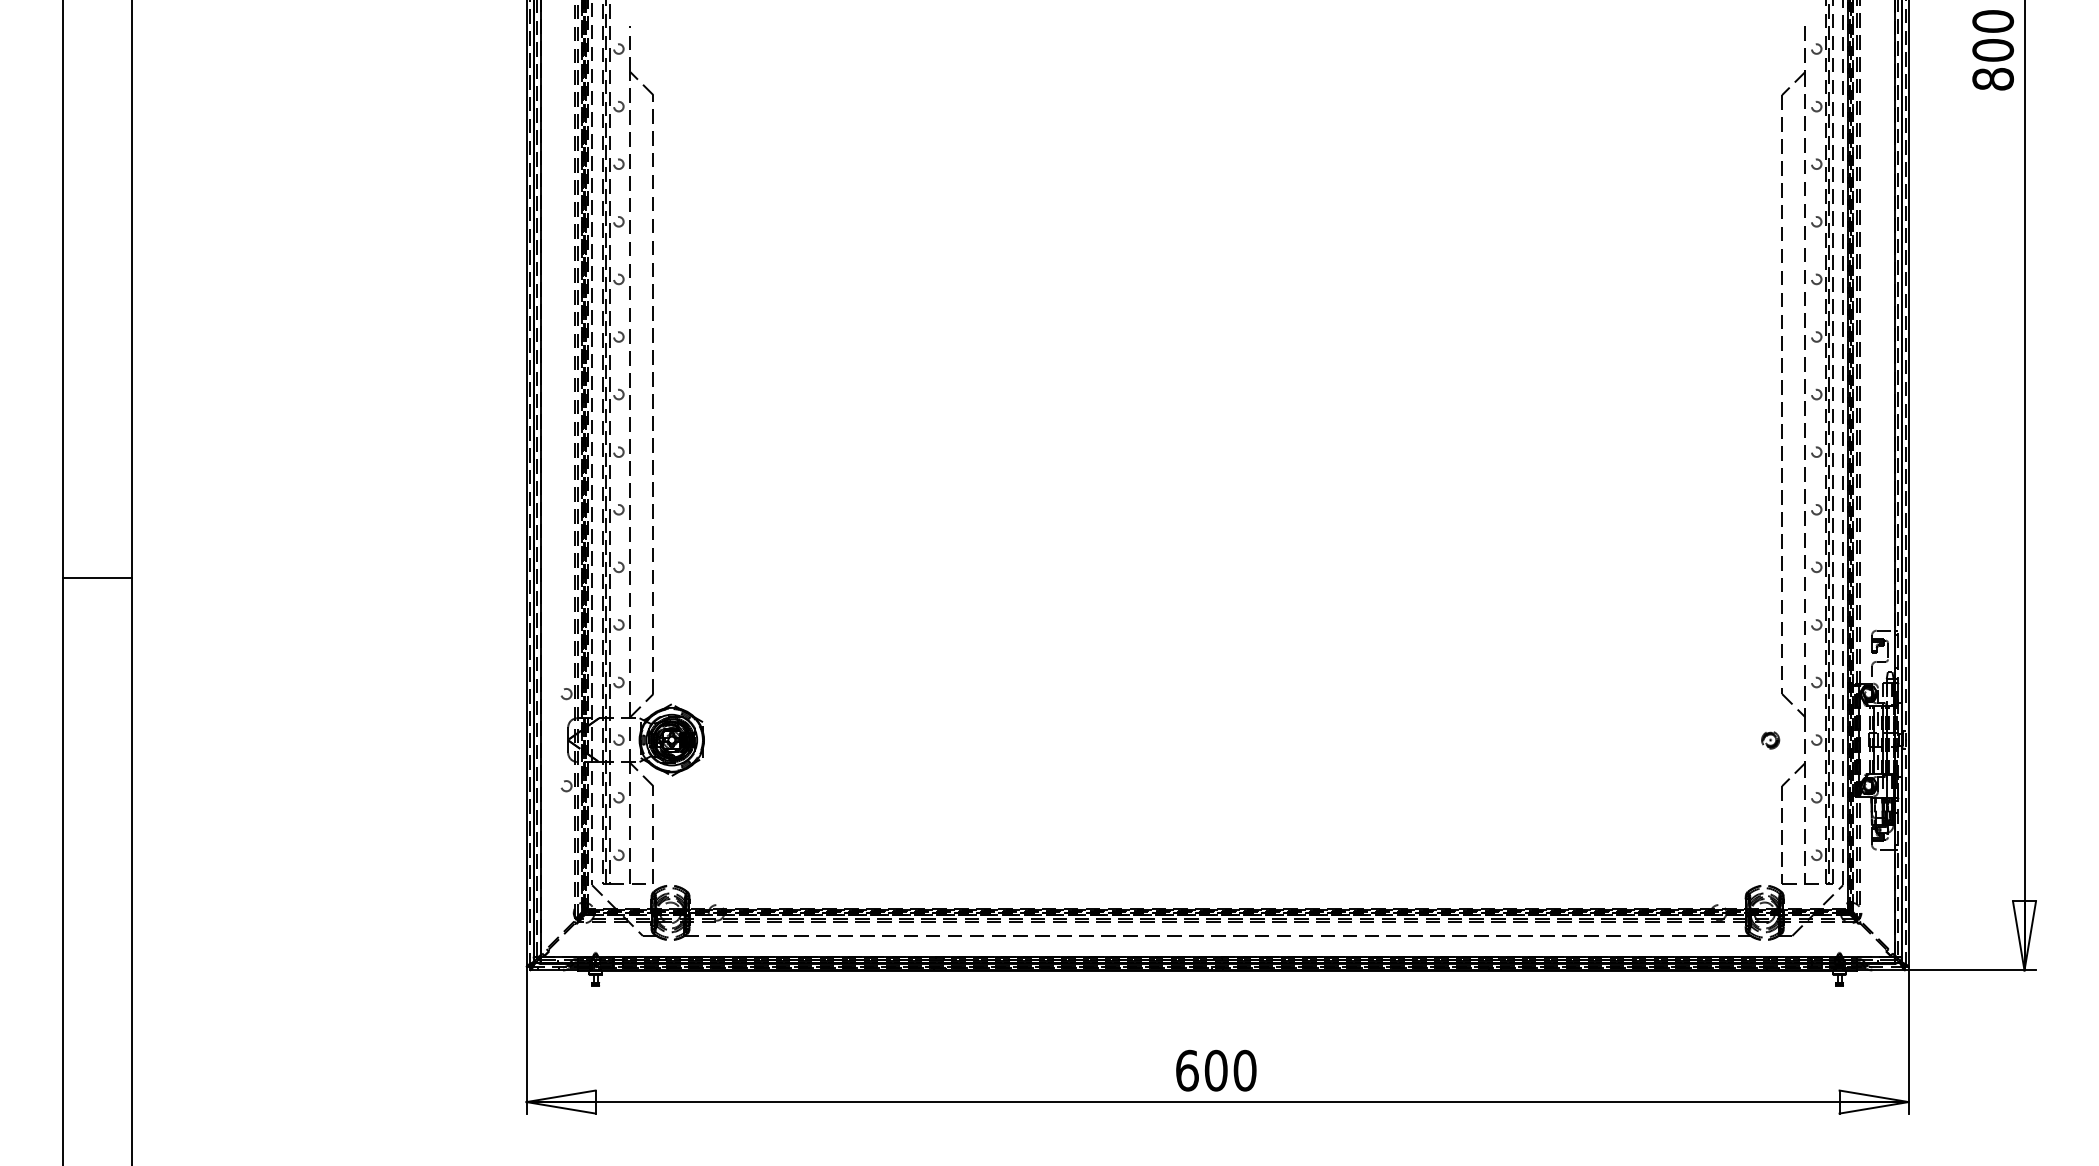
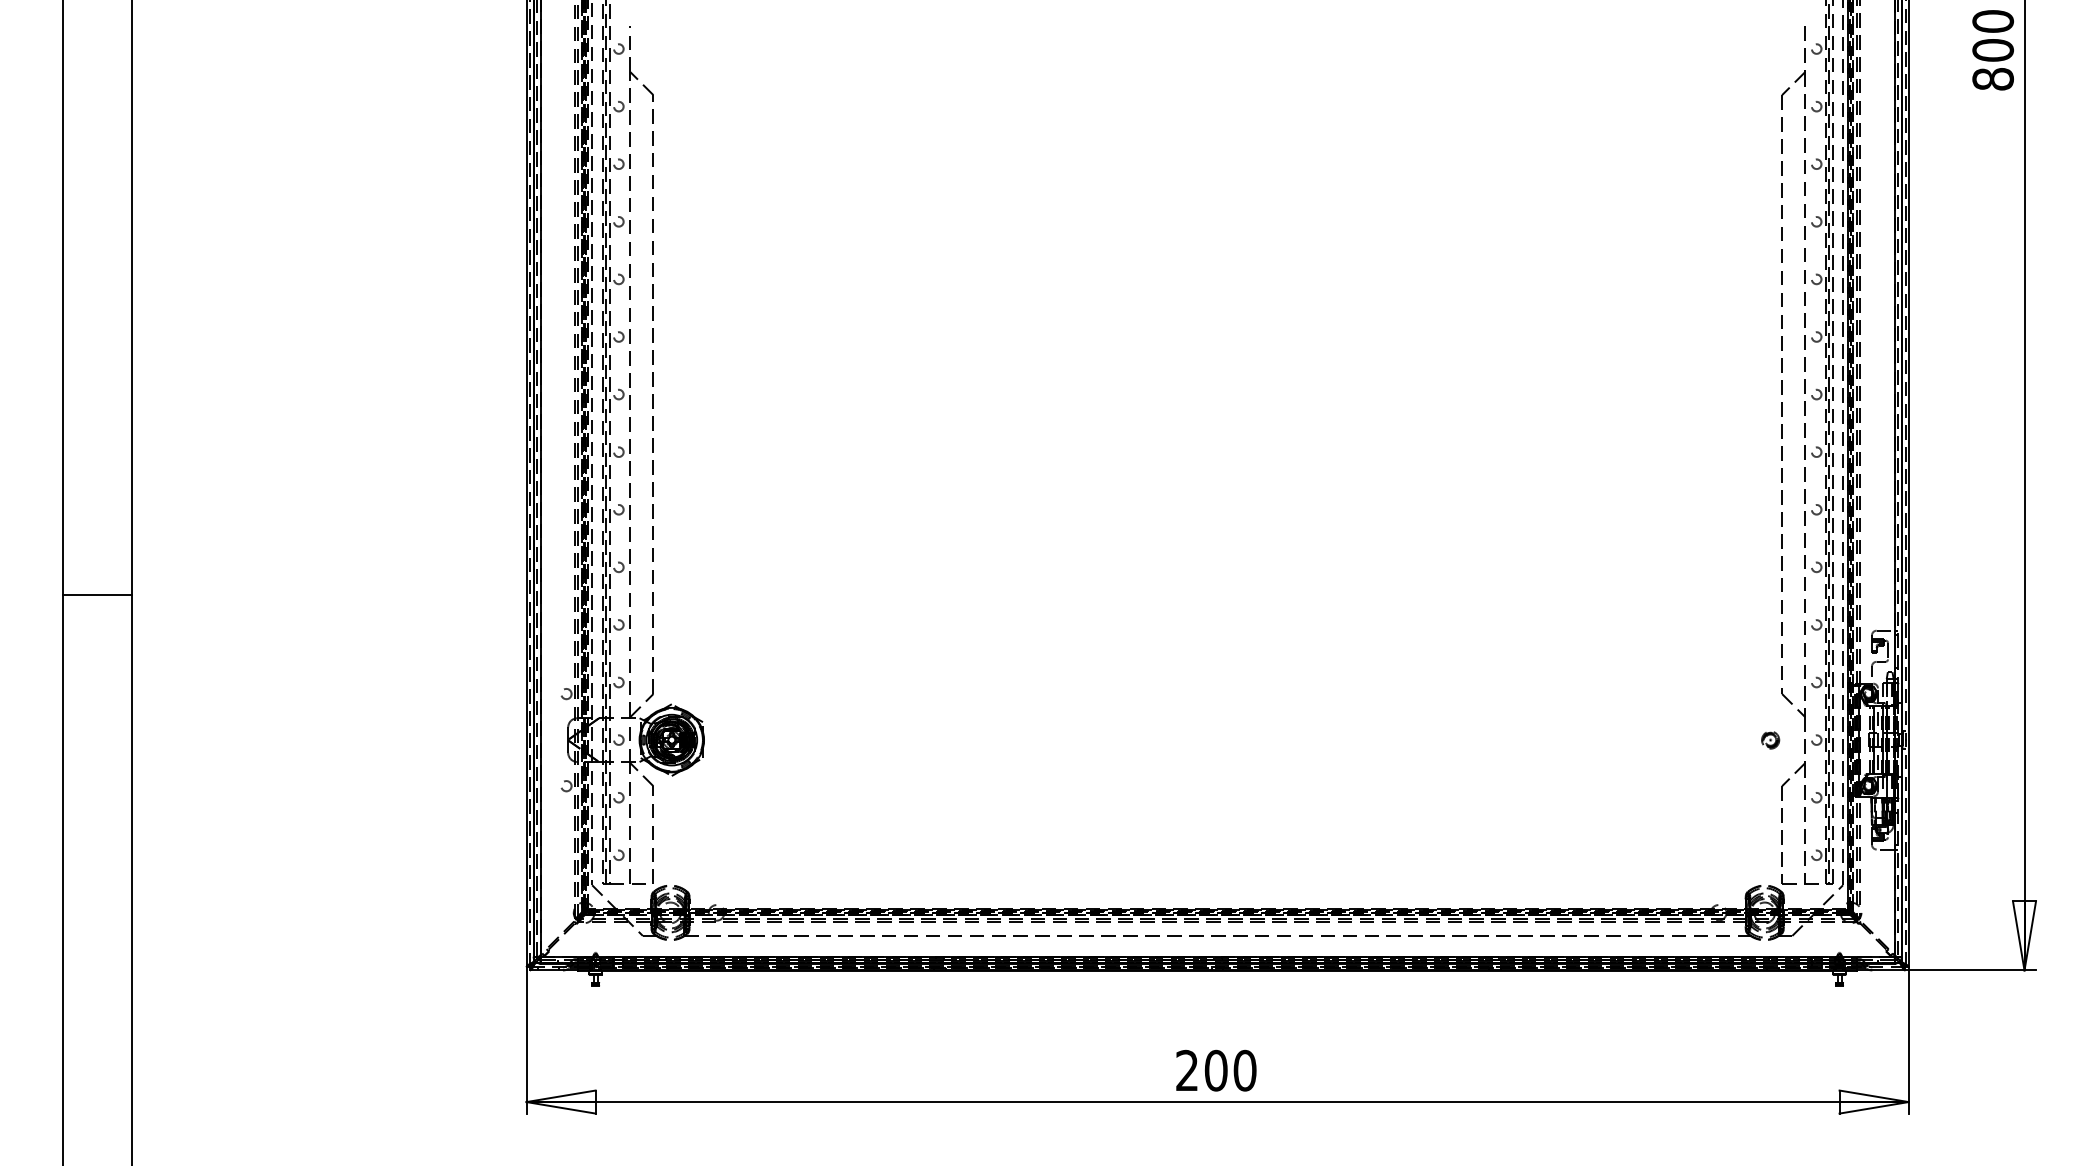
line position: (97, 578) -> (97, 595) (97, 595)
text: 600 -> 200 (1187, 1070)
